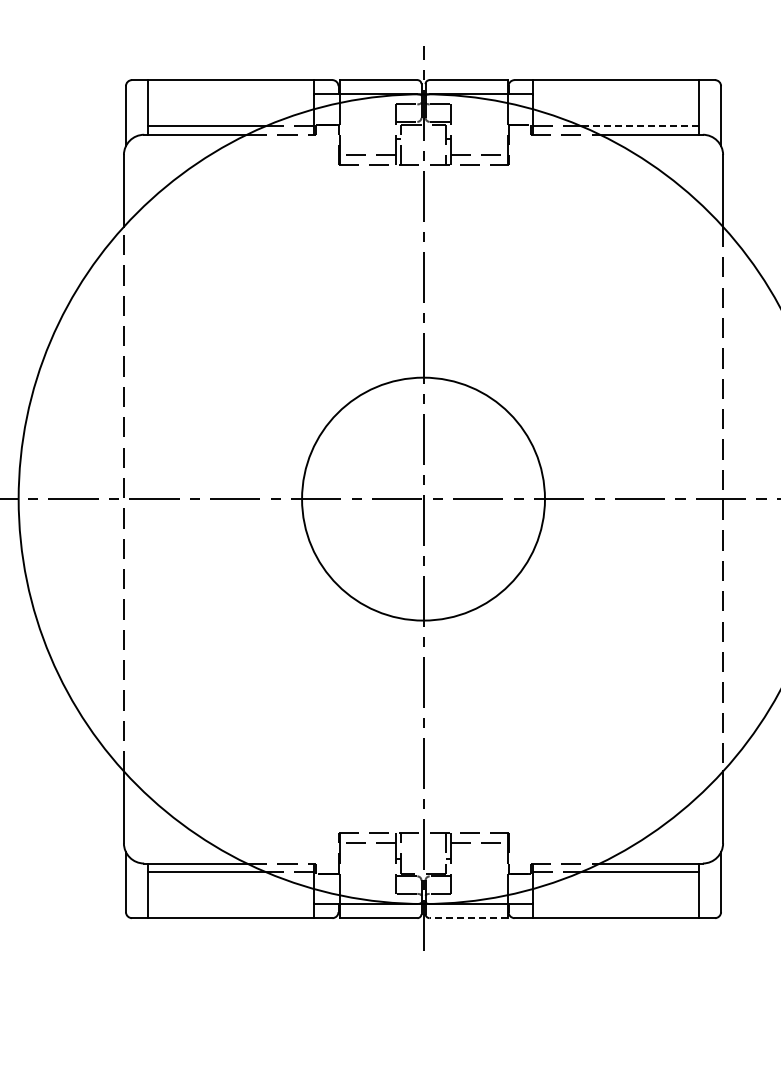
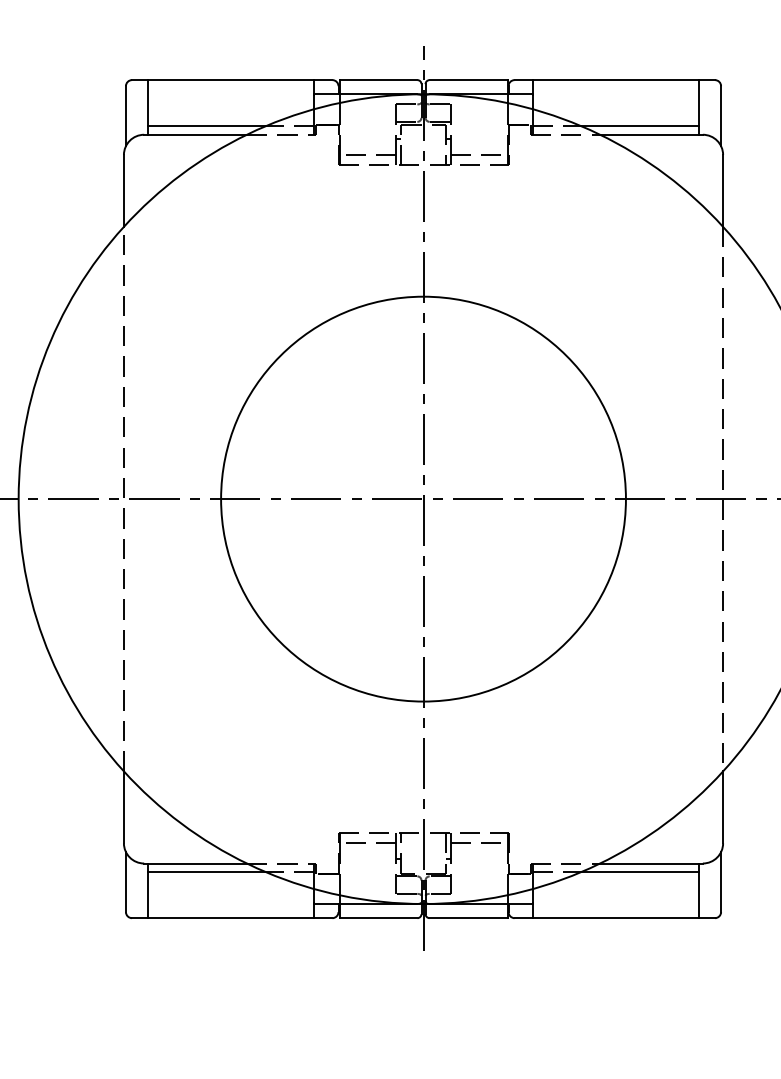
line: dashed -> solid (640, 126)
circle diameter: 243 px -> 405 px (423, 498)
line: dashed -> solid (468, 918)
